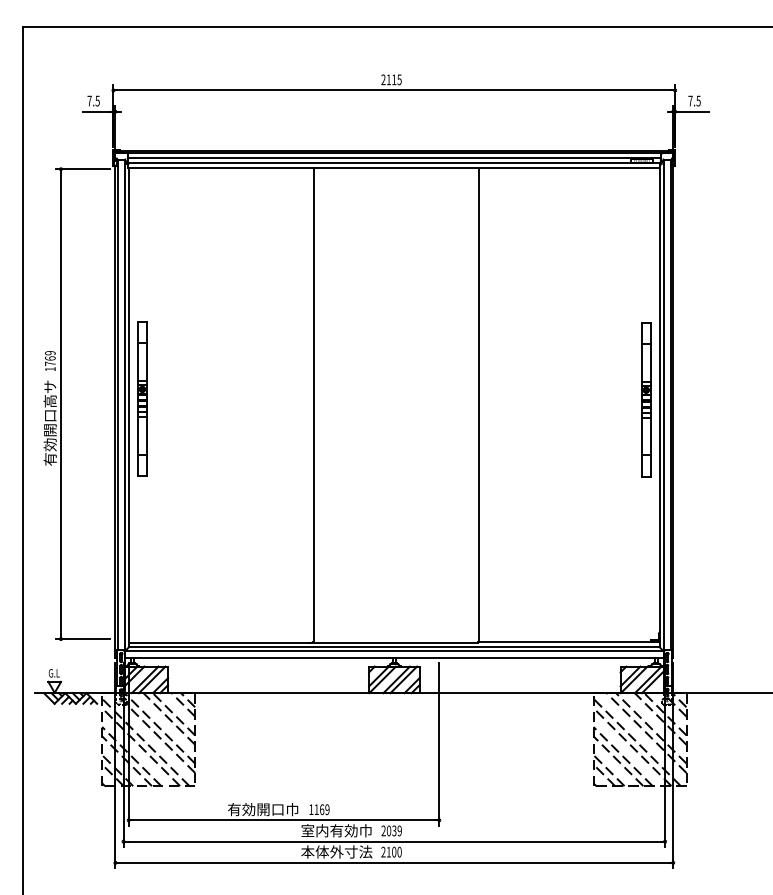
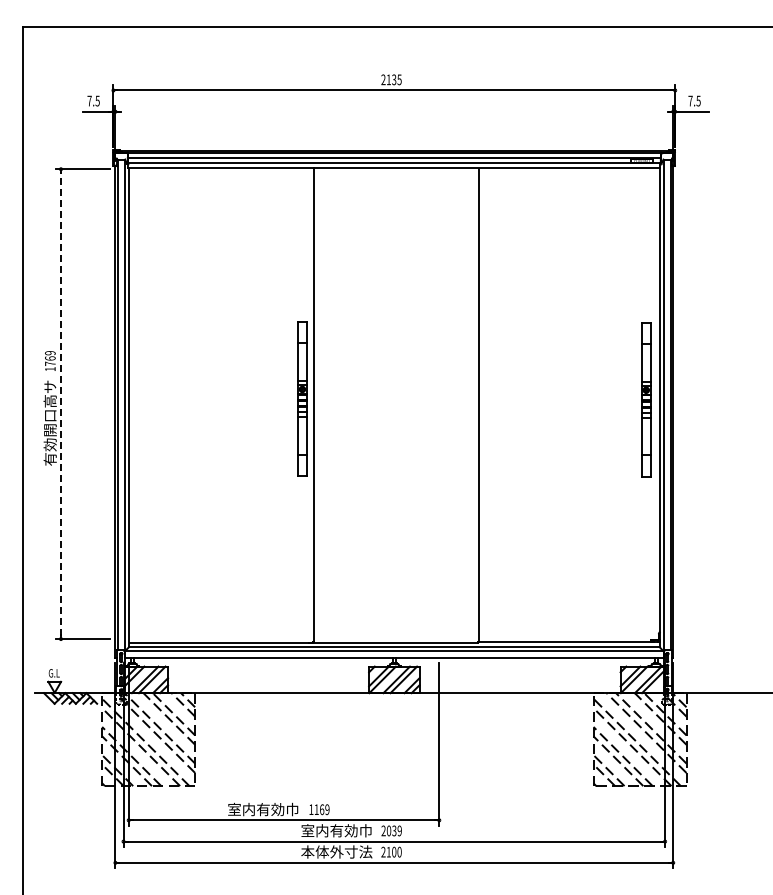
text: 2115 -> 2135 (394, 79)
part position: (142, 398) -> (302, 398) (302, 398)
line: solid -> dashed (61, 403)
text: 有効開口巾 -> 室内有効巾 (256, 809)
